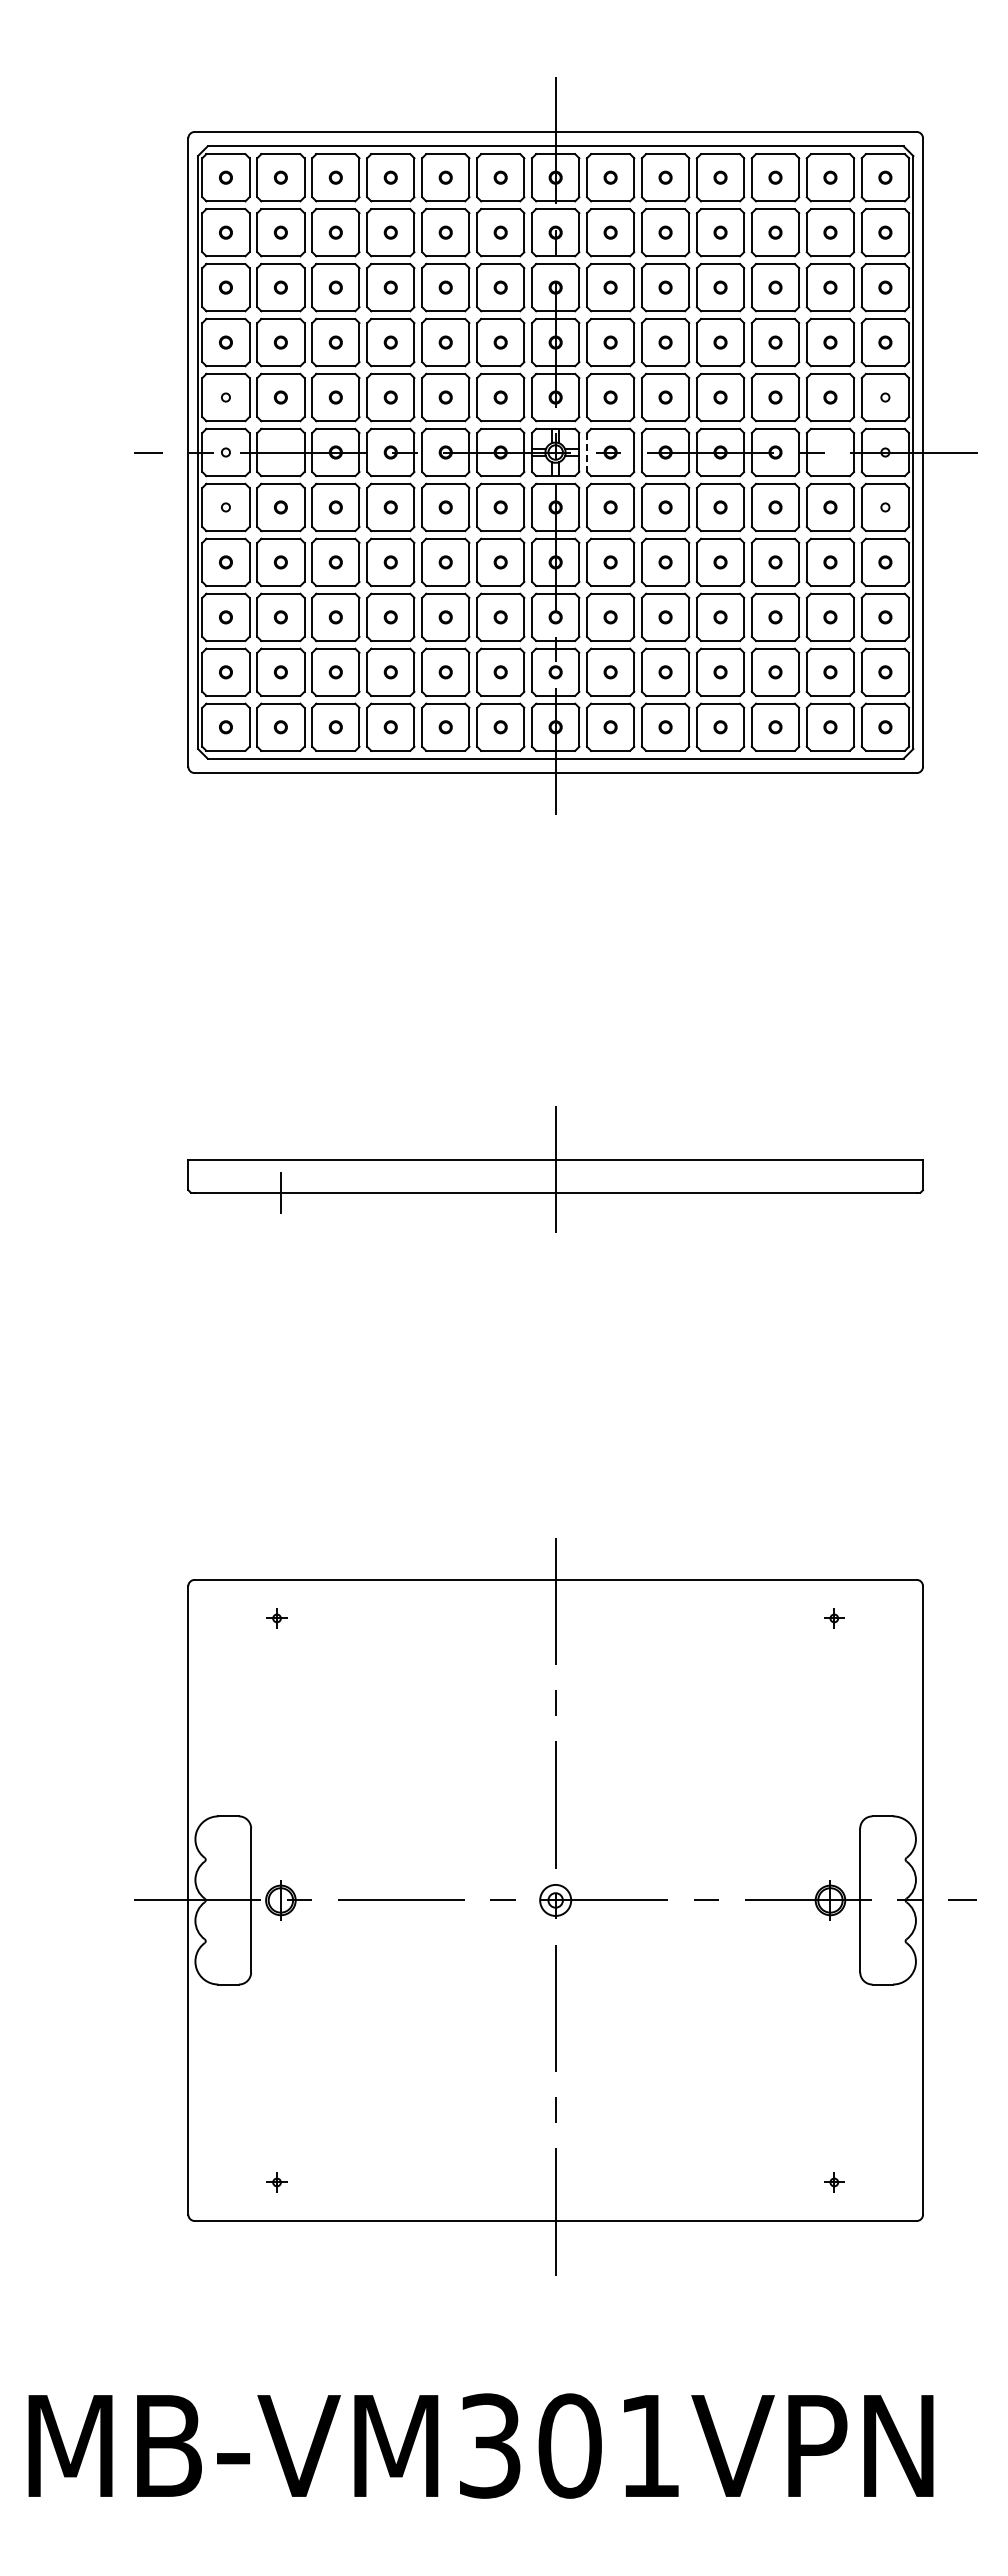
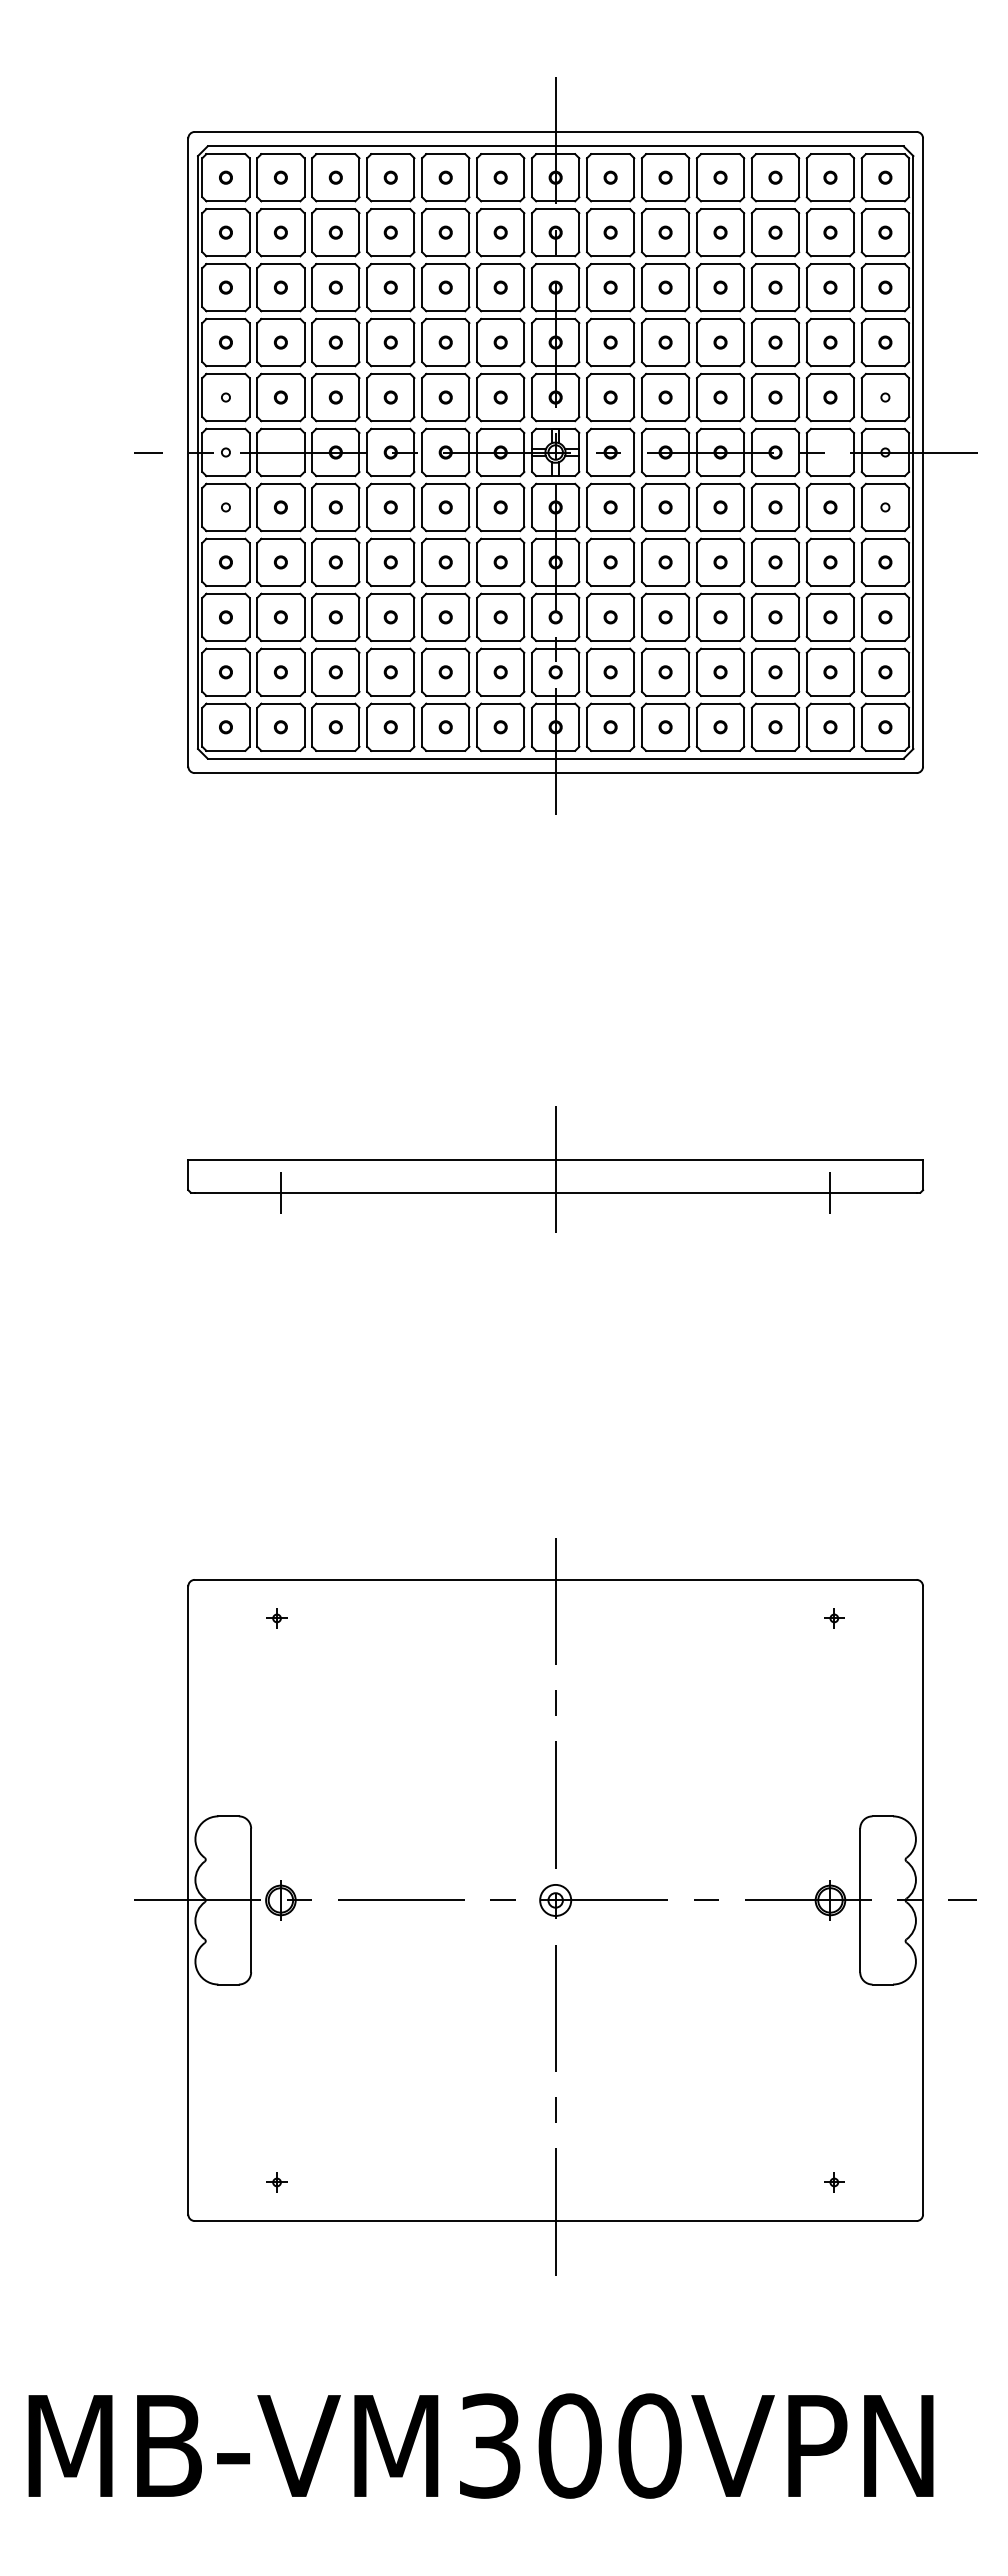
line: dashed -> solid (587, 453)
line: none -> present (830, 1192)
text: MB-VM301VPN -> MB-VM300VPN (649, 2445)
